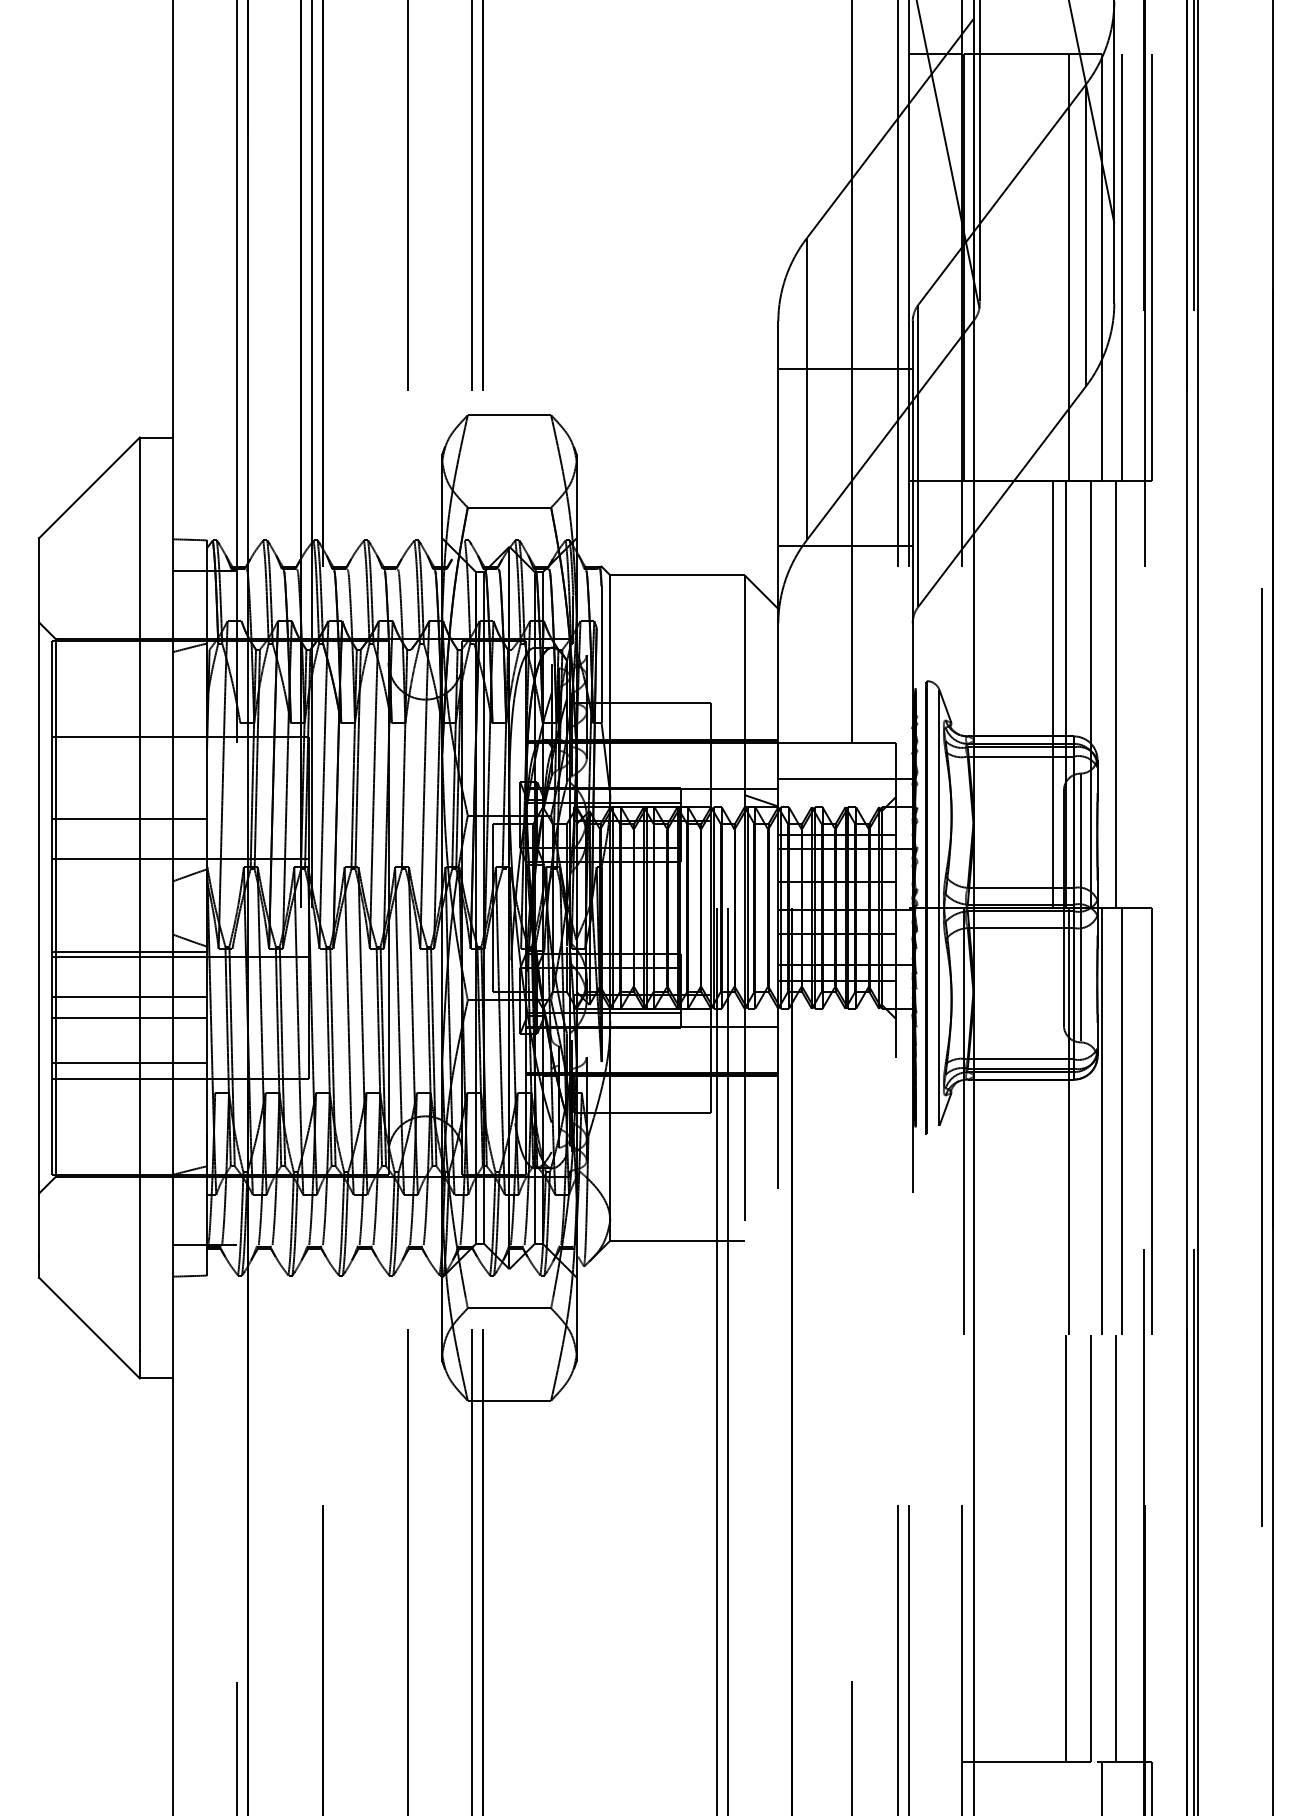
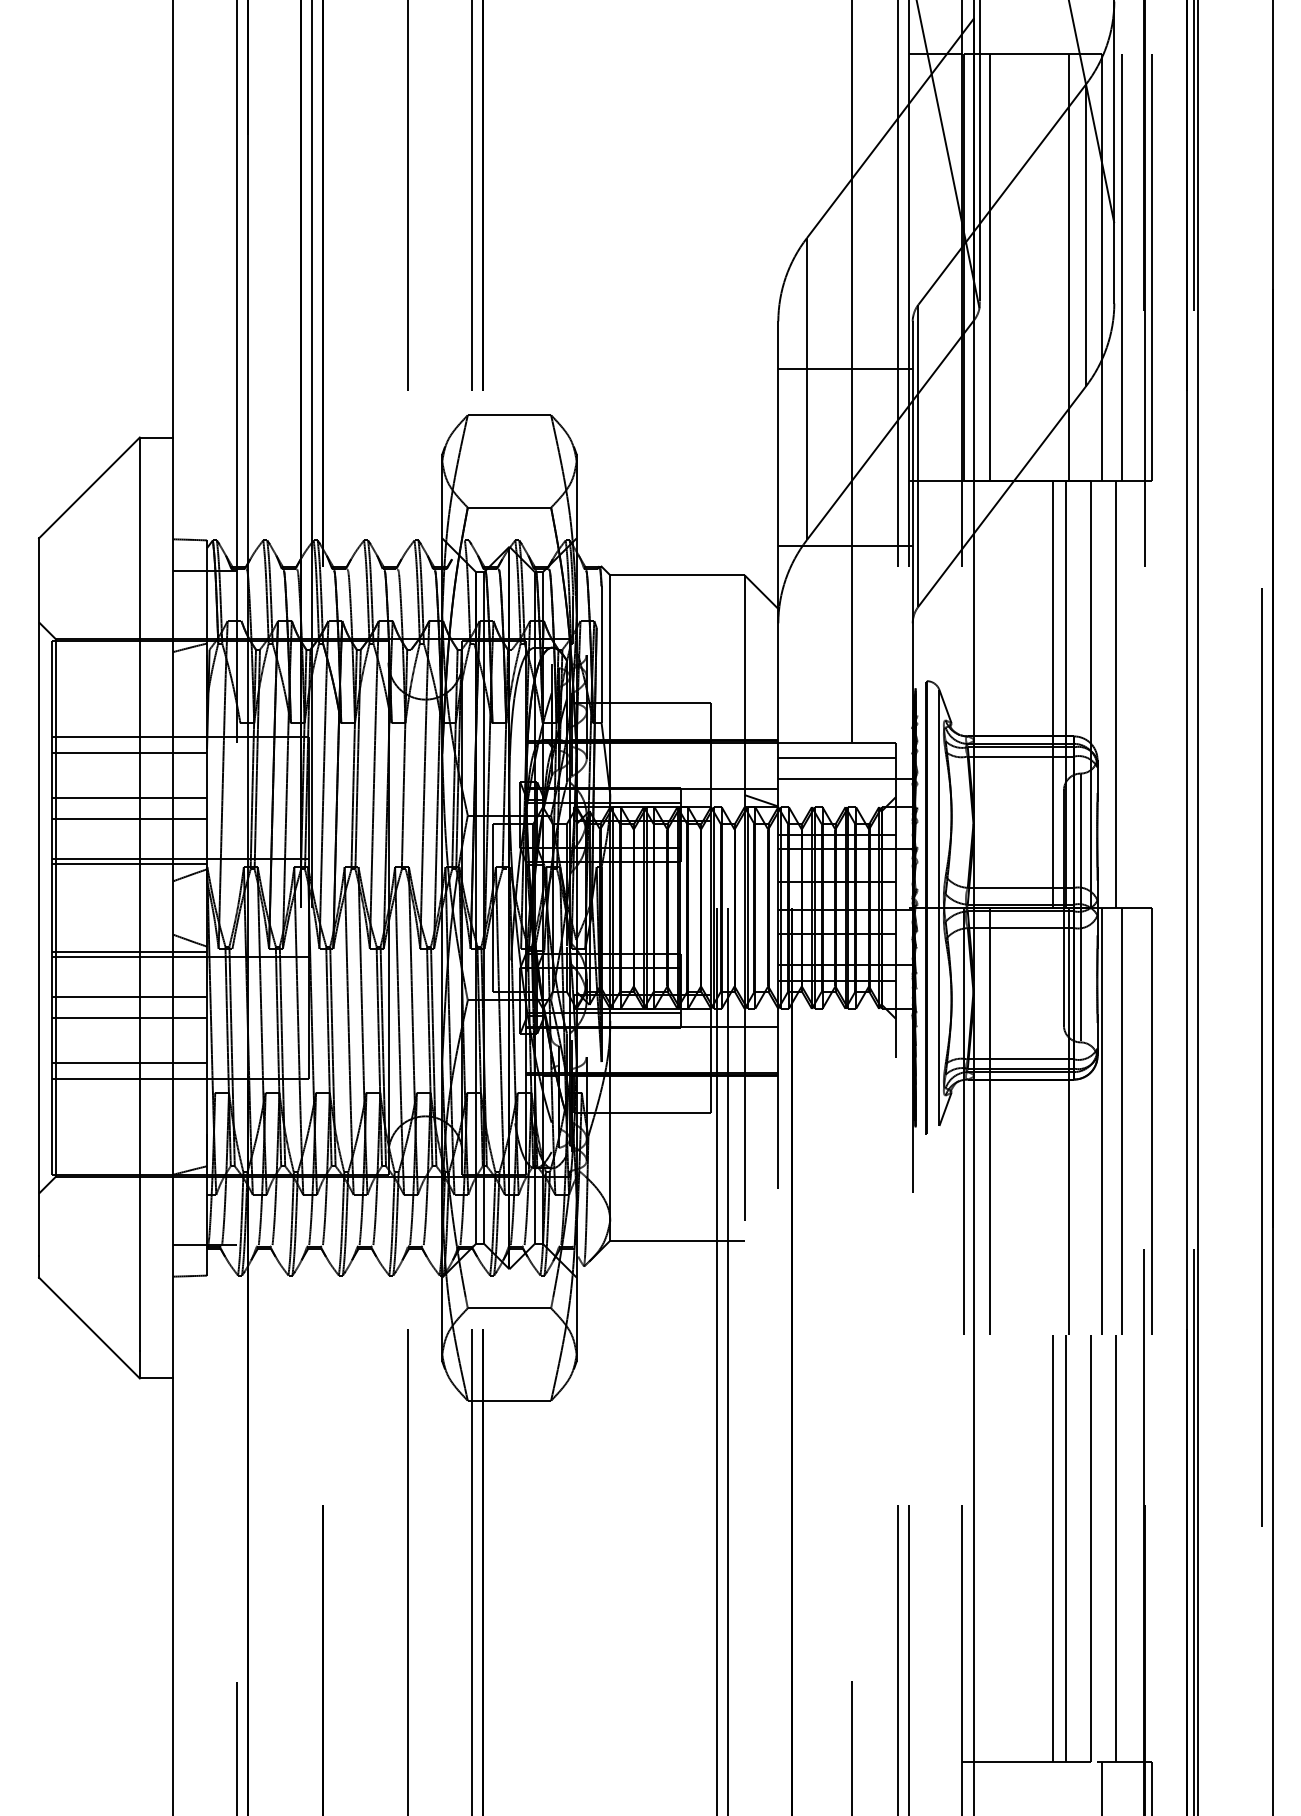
line: none -> present (989, 267)
line: none -> present (129, 753)
line: none -> present (836, 757)
line: none -> present (129, 798)
line: none -> present (129, 864)
line: none -> present (989, 1121)
line: none -> present (1053, 1547)
